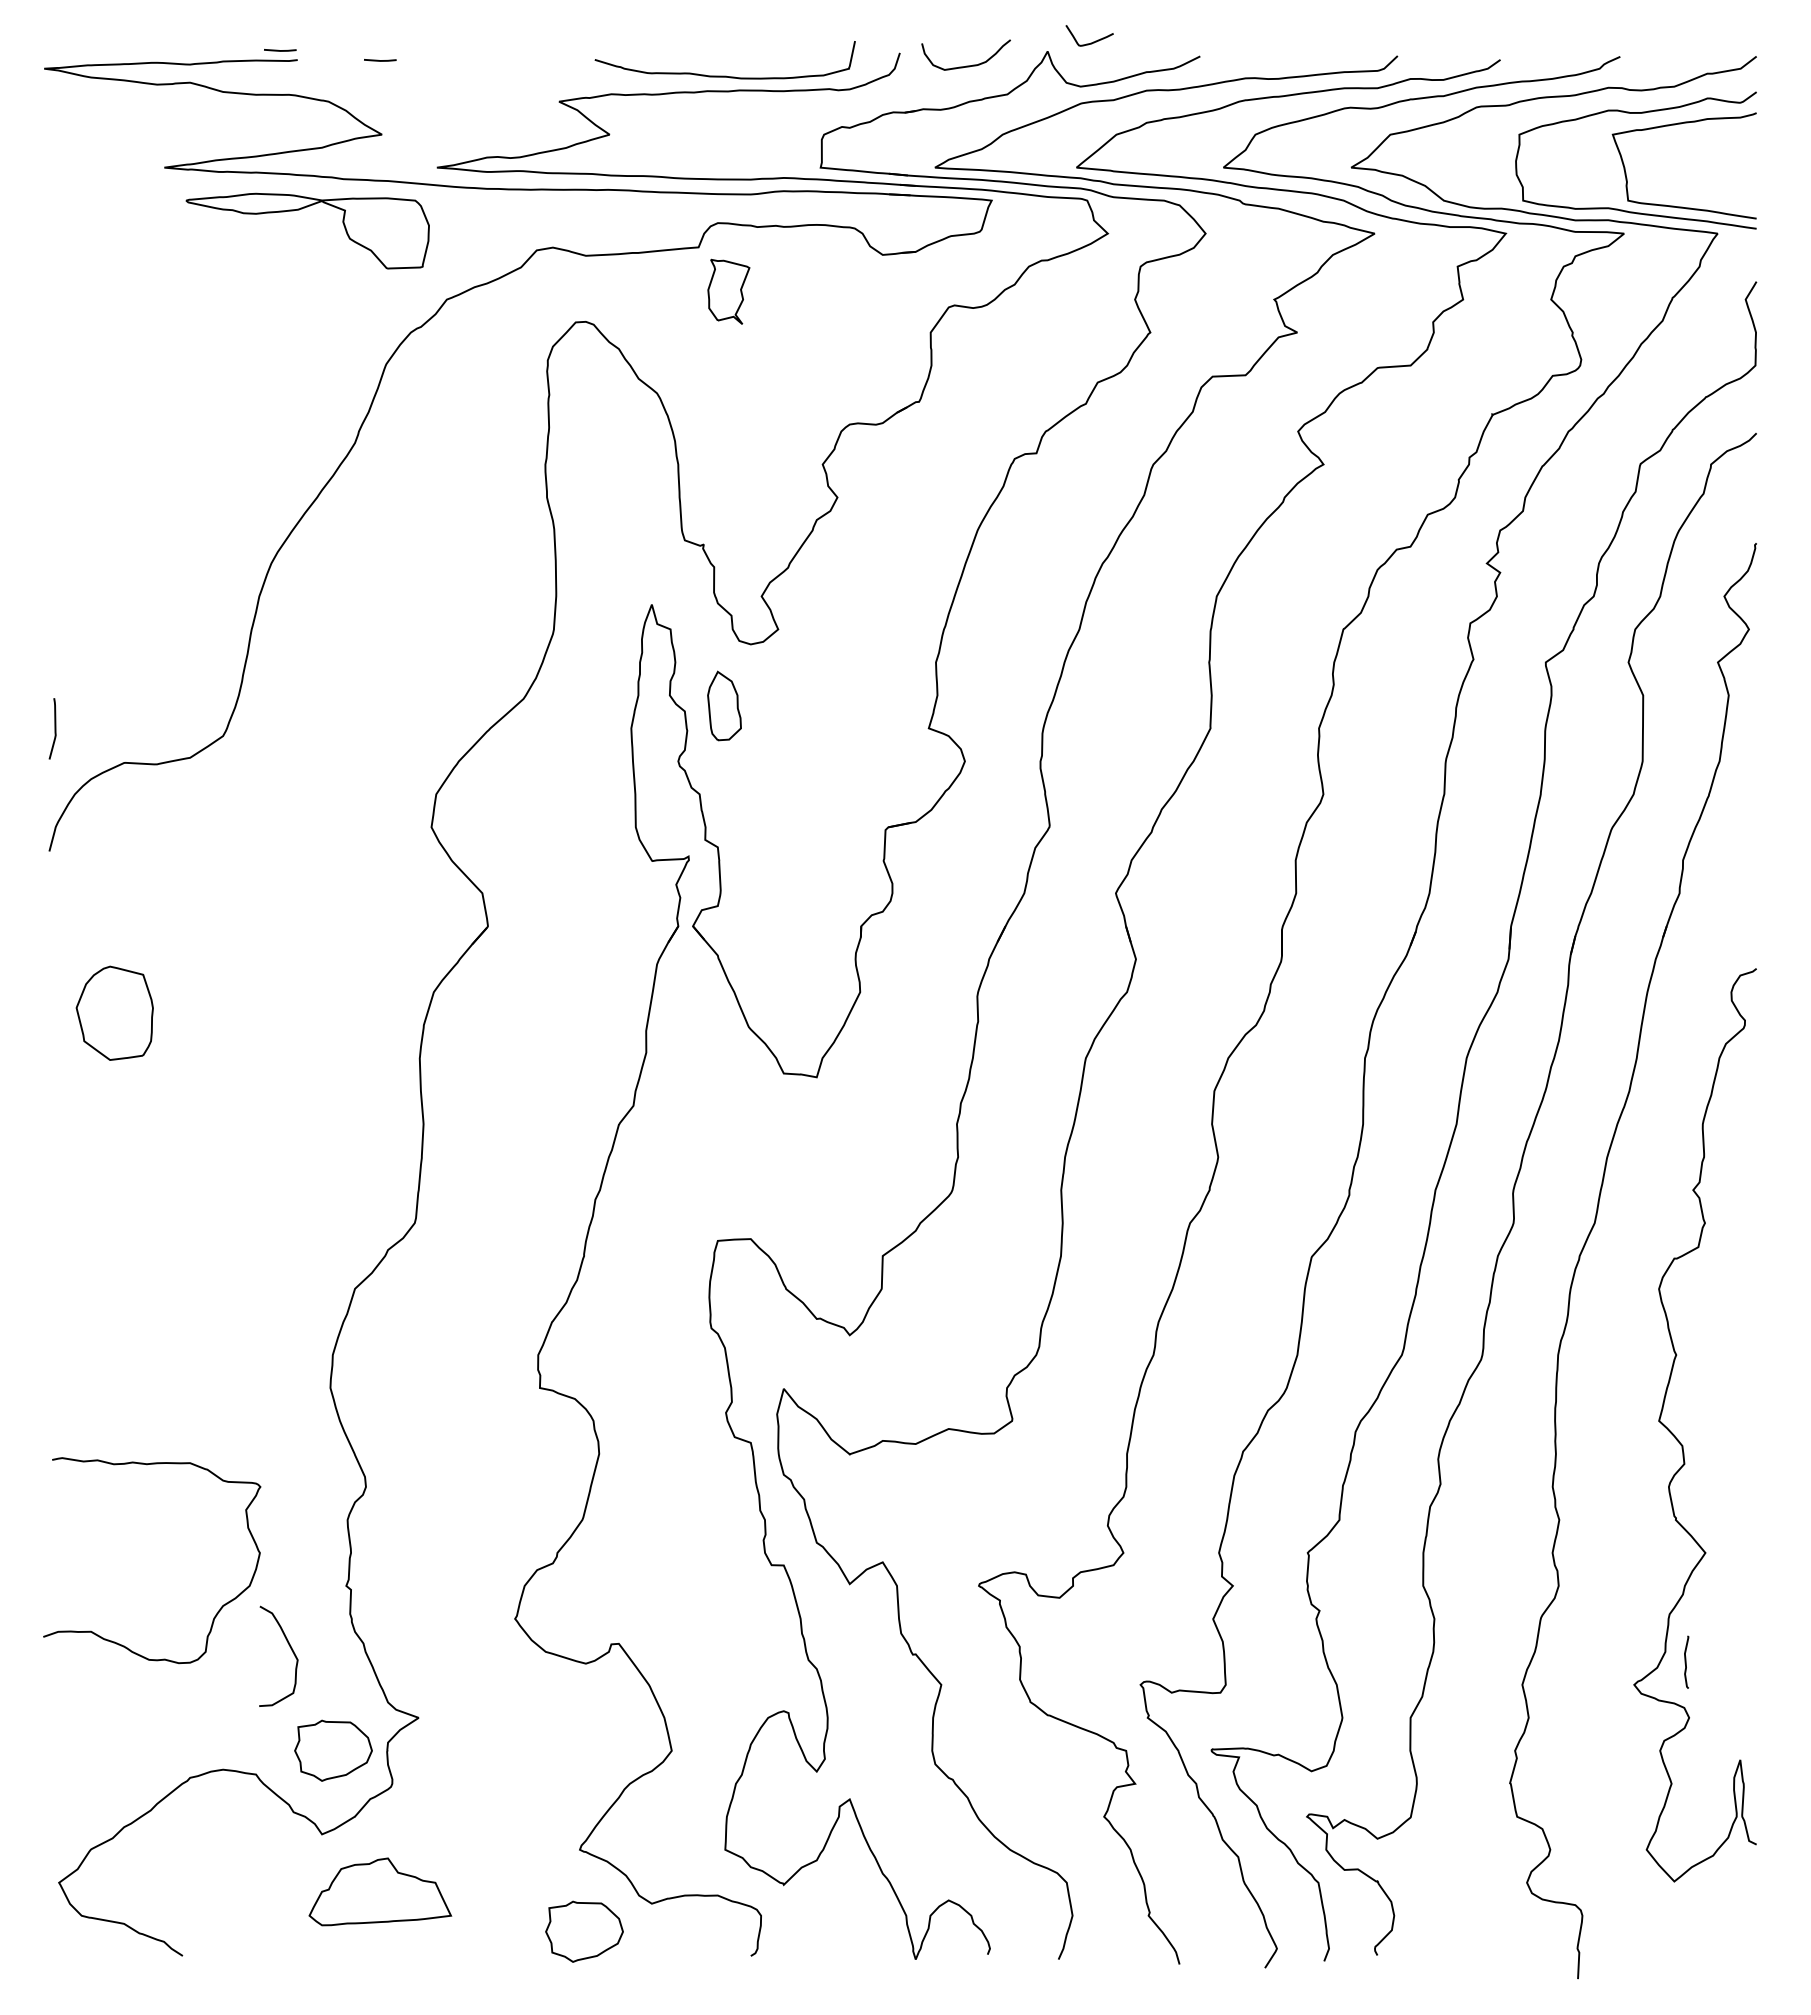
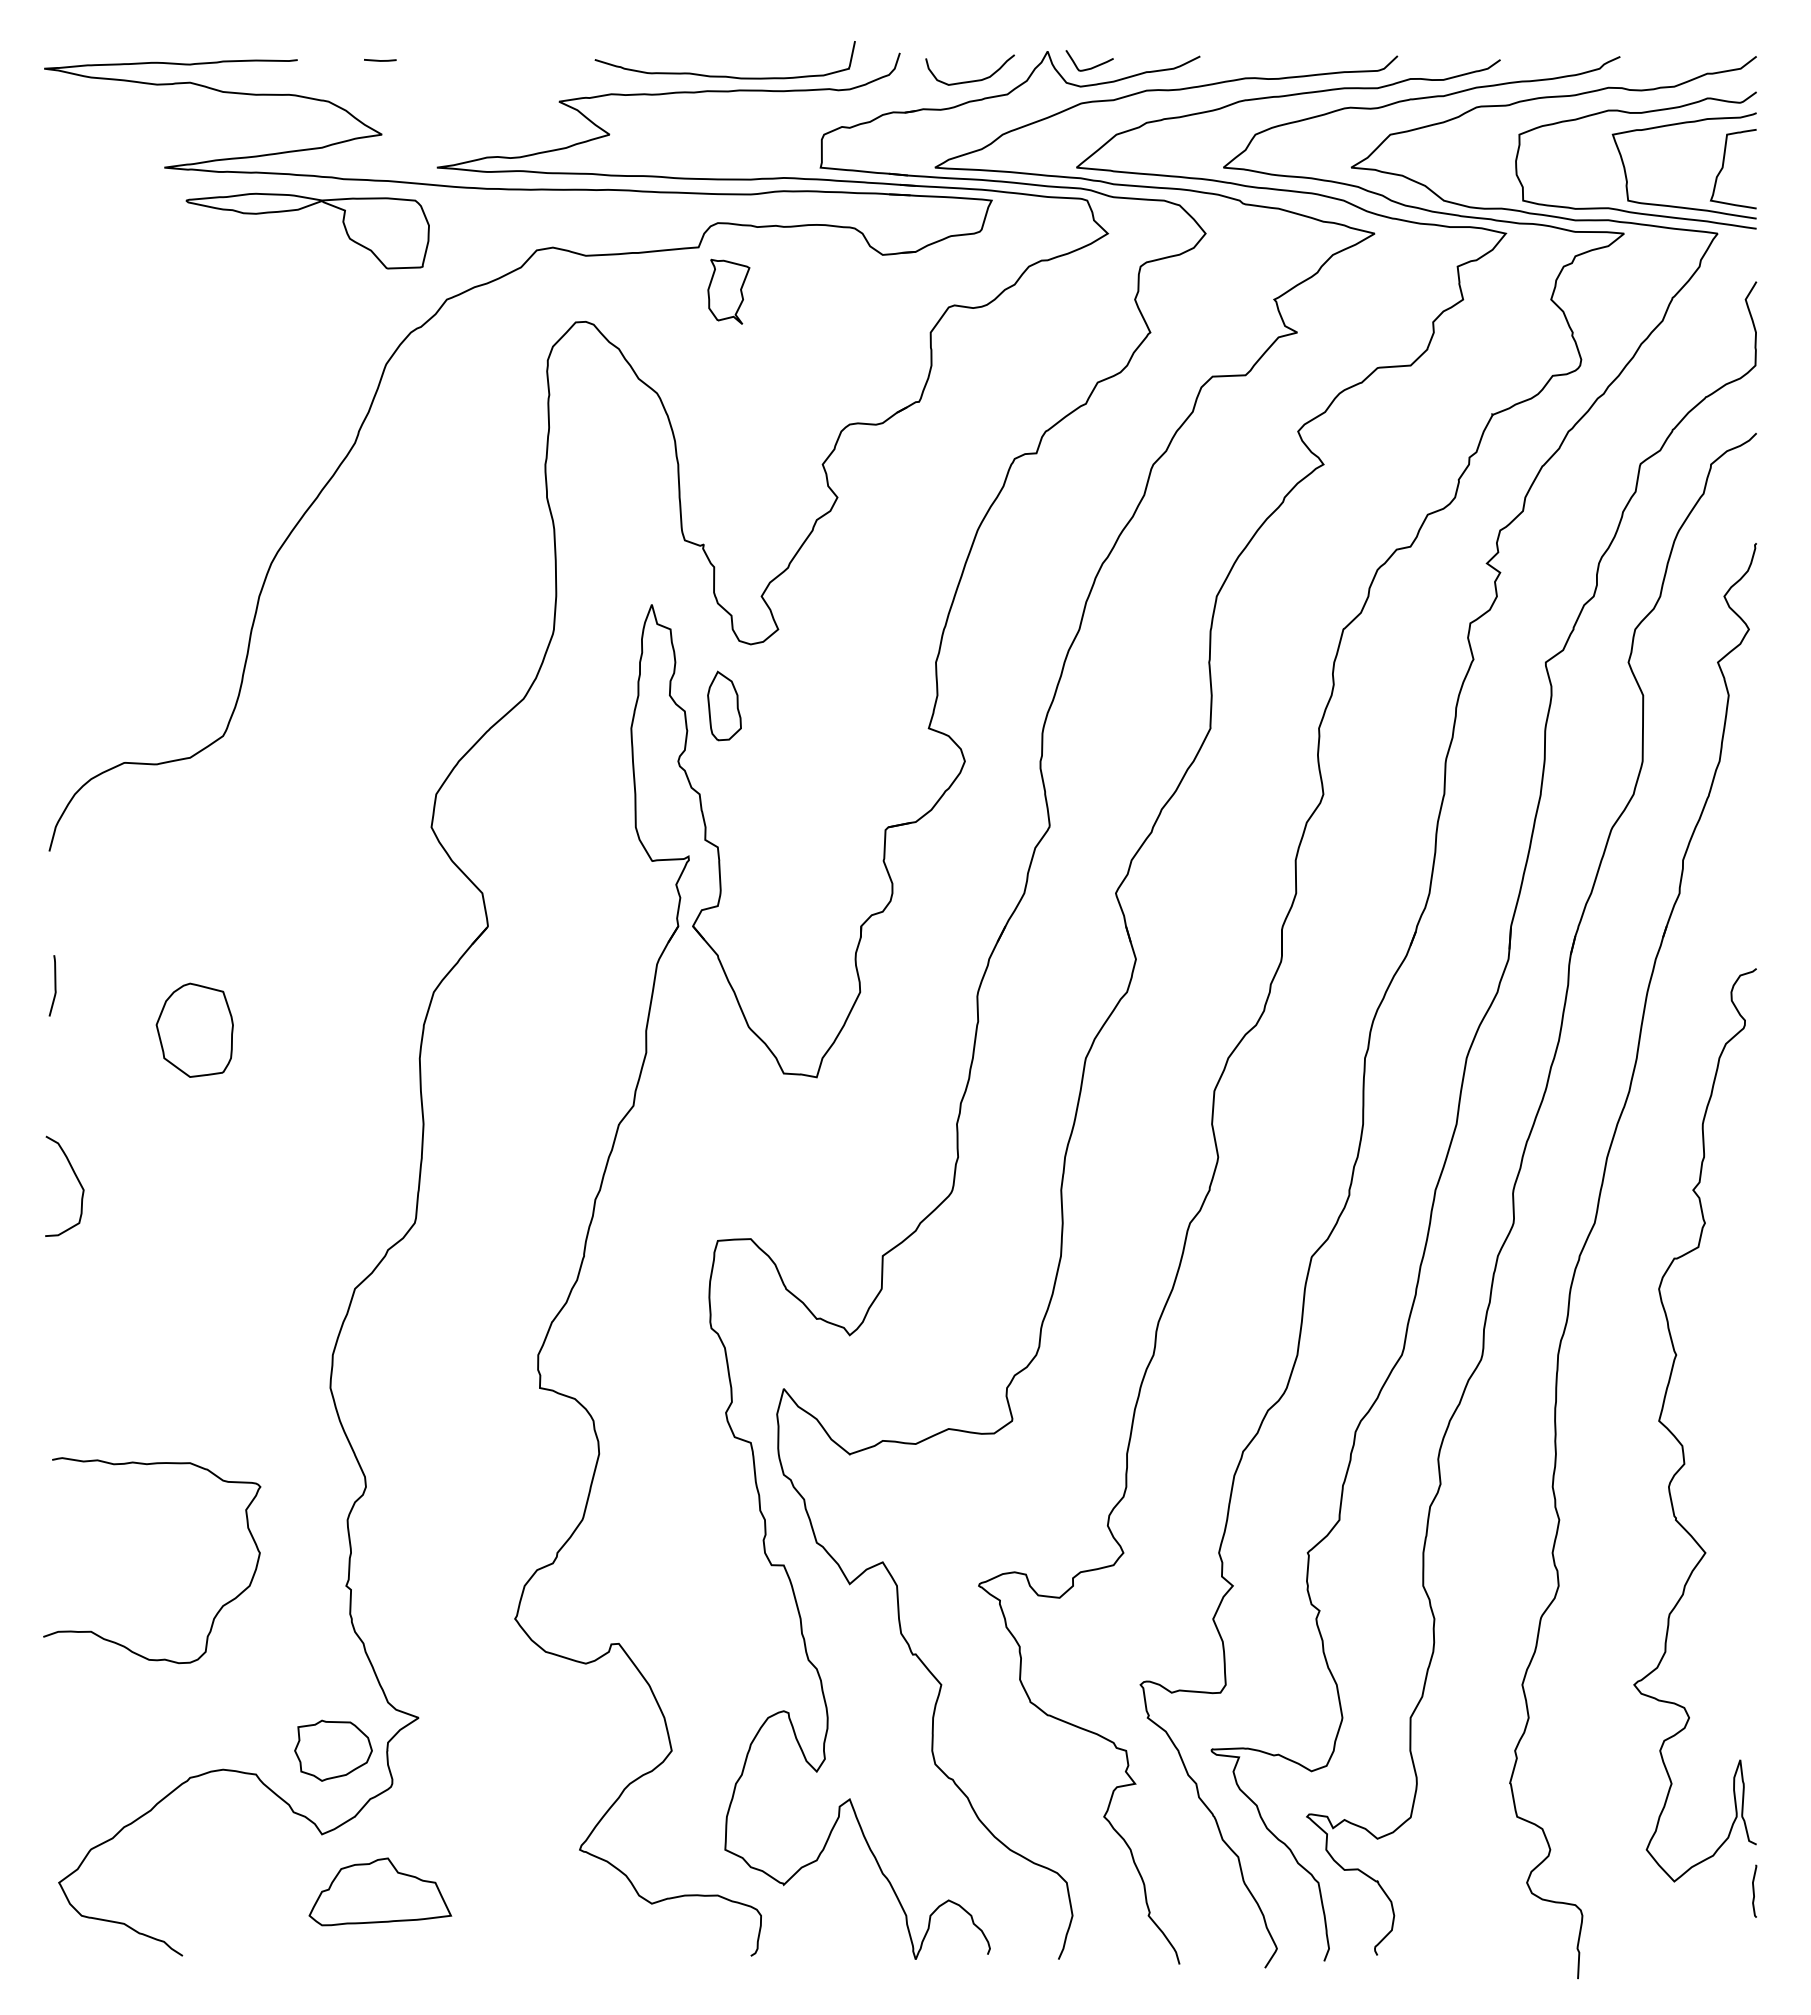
curve position: (1090, 42) -> (1090, 67) (1090, 67)
line: present -> none (280, 50)
curve position: (966, 65) -> (970, 80) (970, 80)
curve: none -> present (1723, 168)
curve position: (54, 728) -> (54, 985) (54, 985)
part position: (114, 1012) -> (194, 1029) (194, 1029)
curve position: (290, 1648) -> (76, 1178) (76, 1178)
curve position: (1686, 1661) -> (1754, 1890) (1754, 1890)
part: present -> none (584, 1931)
